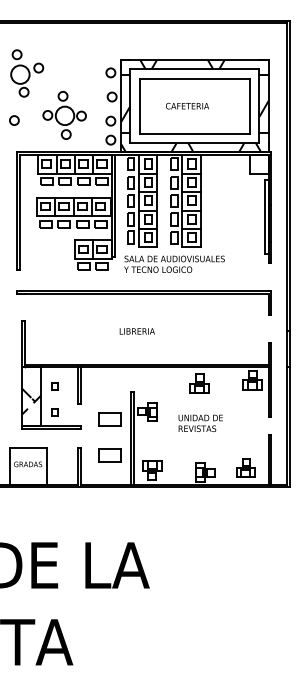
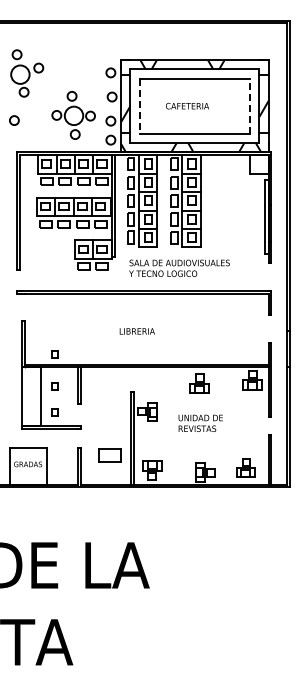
line: solid -> dashed (139, 106)
line: solid -> dashed (250, 106)
part position: (64, 115) -> (73, 115) (73, 115)
text position: (174, 263) -> (179, 267) (179, 267)
part: none -> present (54, 354)
hatch: present -> none (31, 401)
part: present -> none (109, 419)
